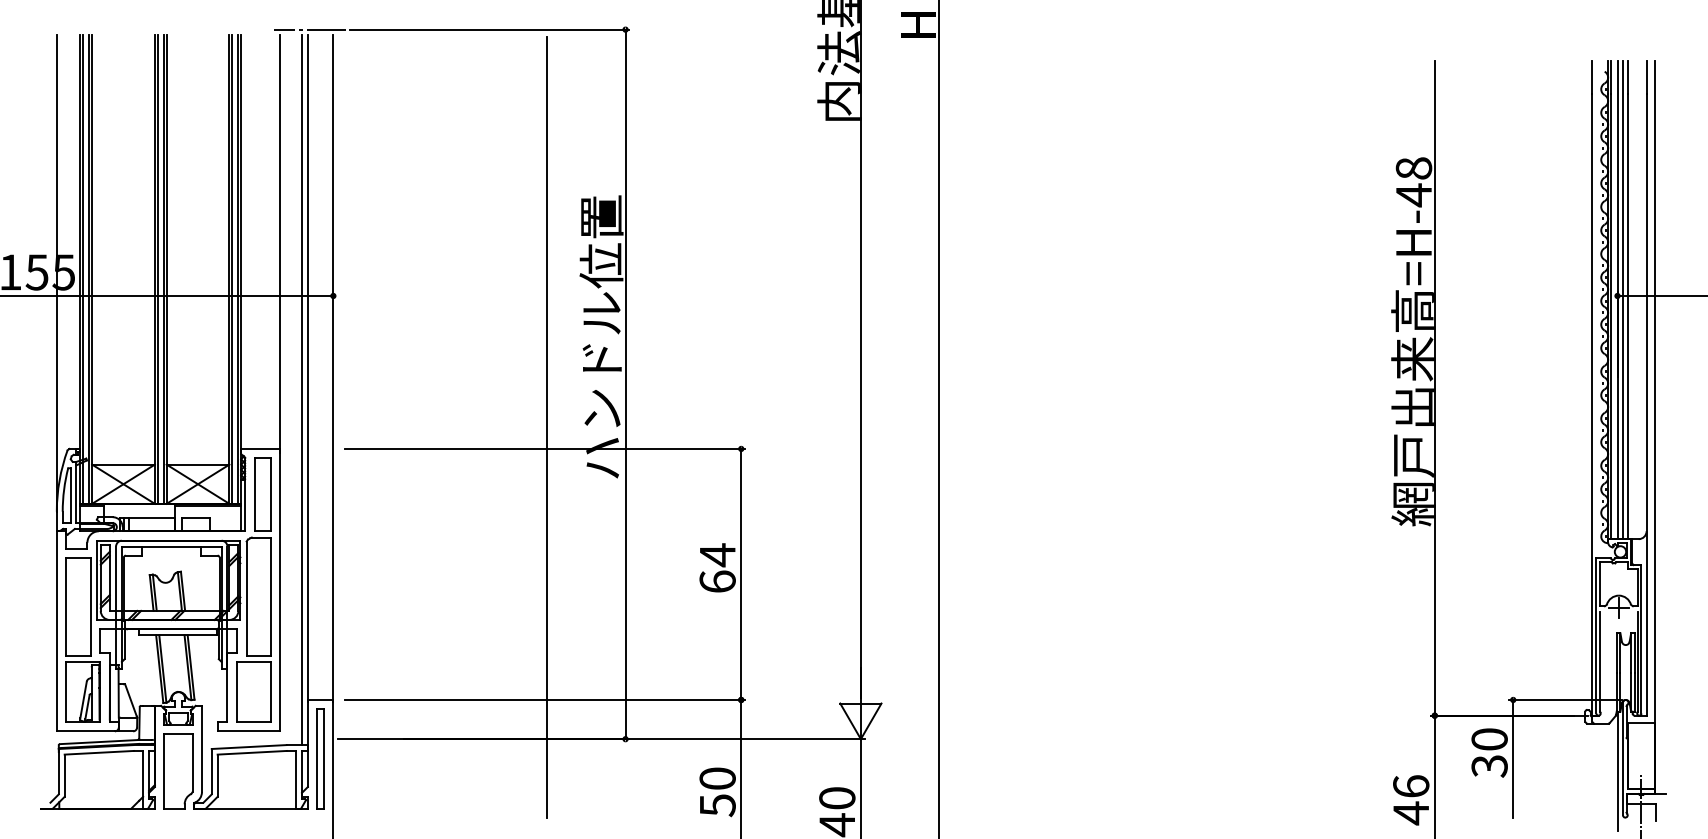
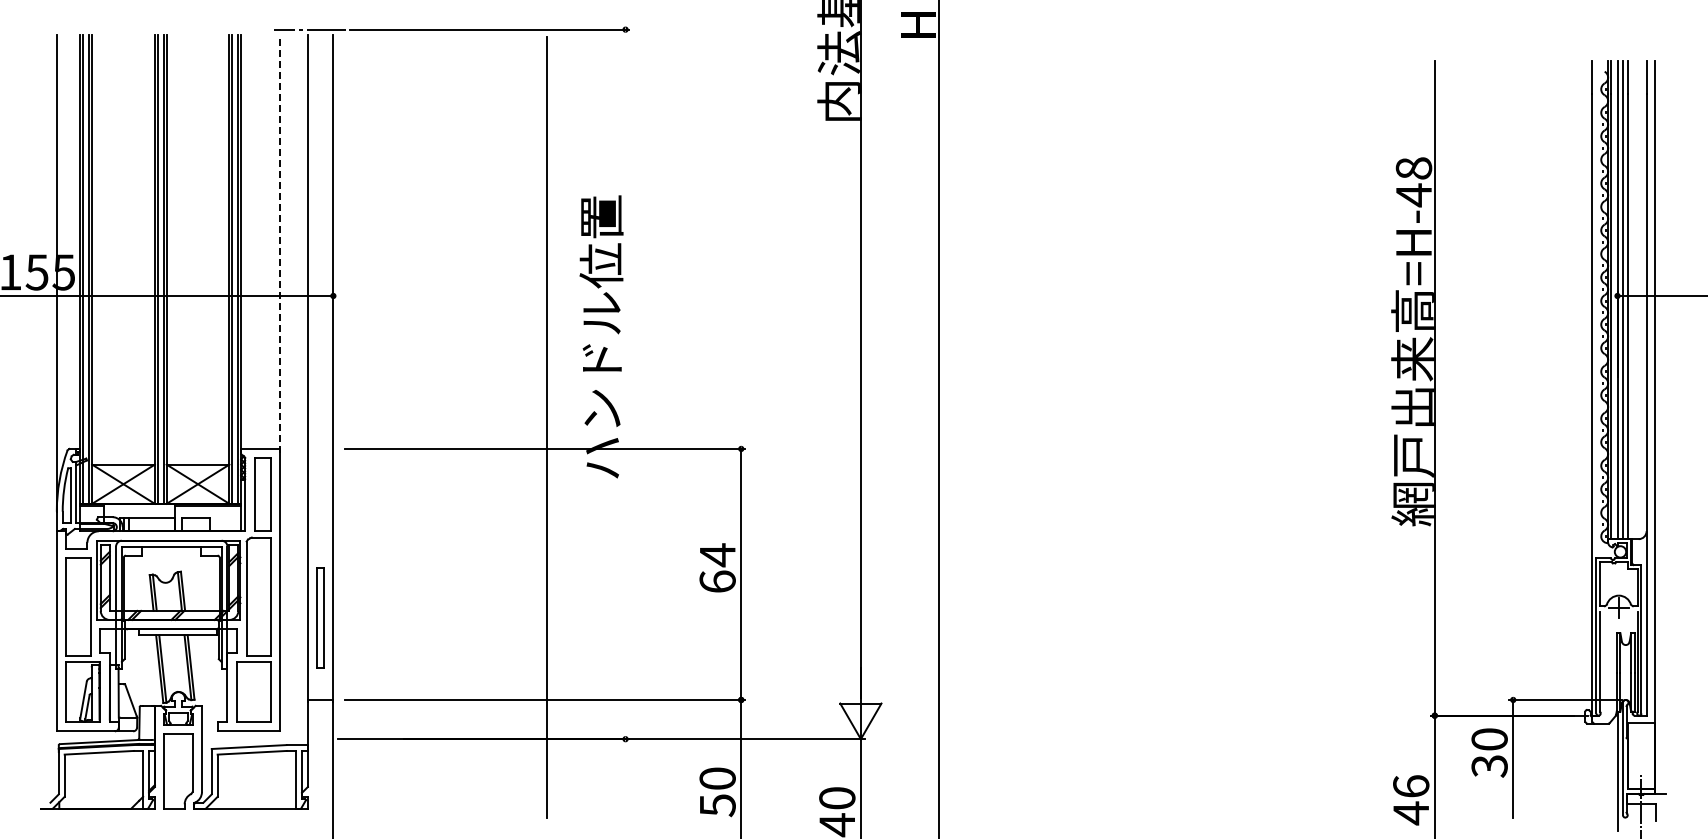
line: solid -> dashed (280, 244)
line: present -> none (625, 384)
line: present -> none (301, 390)
part position: (320, 758) -> (320, 617) (320, 617)
